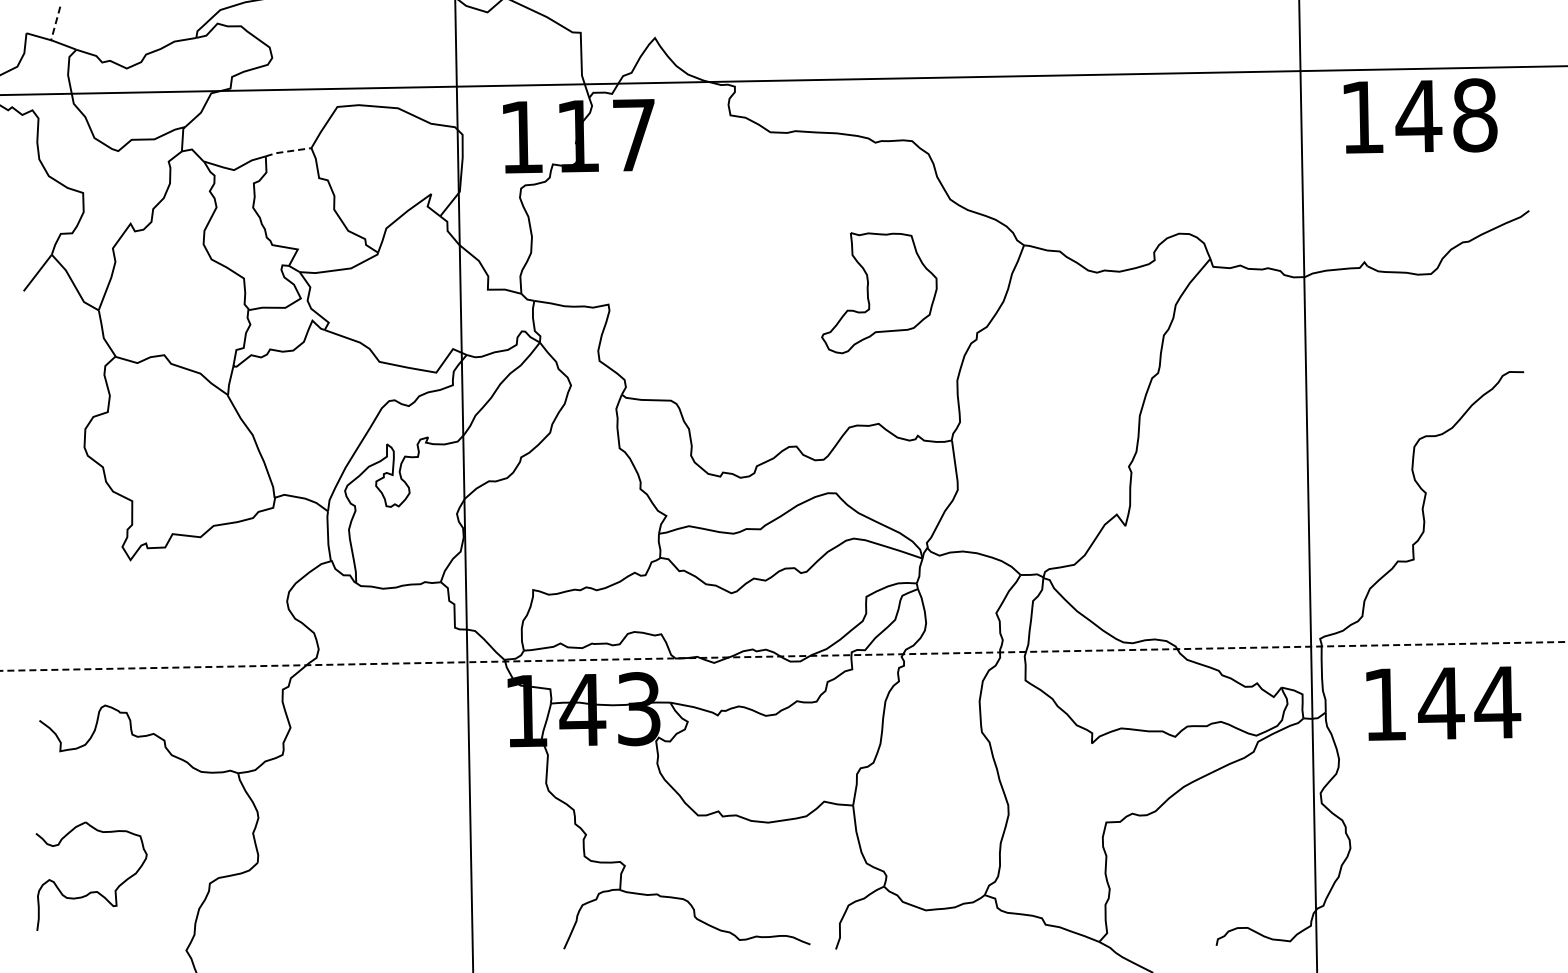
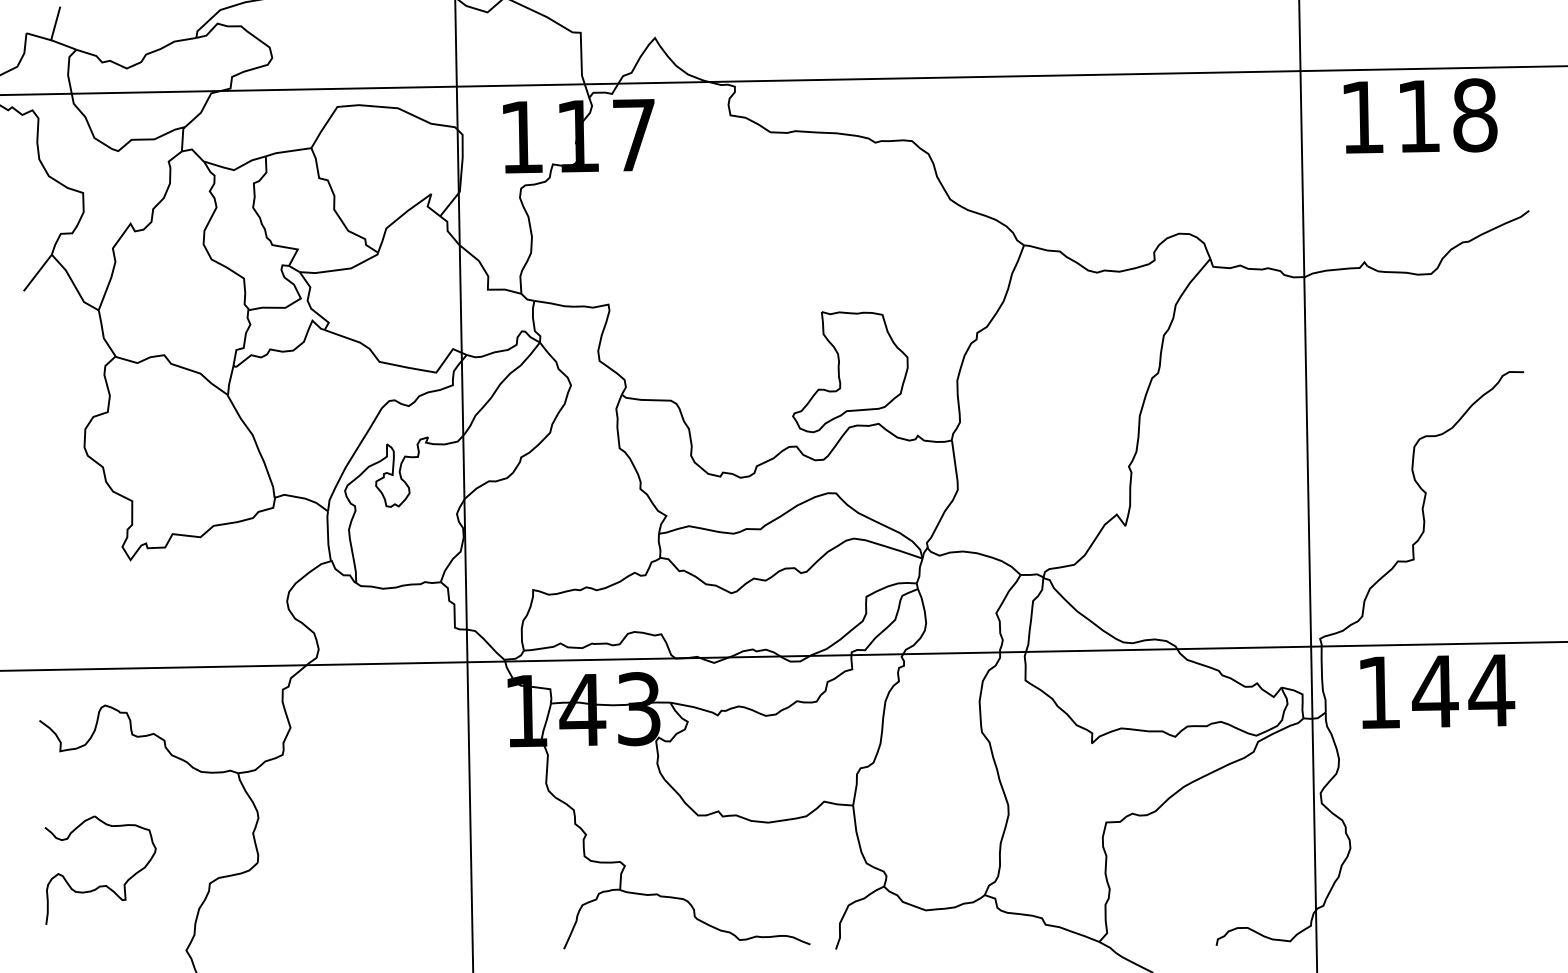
line: dashed -> solid (55, 24)
text: 148 -> 118 (1418, 116)
line: dashed -> solid (287, 151)
part position: (879, 293) -> (850, 372) (850, 372)
line: dashed -> solid (784, 656)
text position: (1443, 703) -> (1437, 691) (1437, 691)
part position: (91, 891) -> (100, 885) (100, 885)
